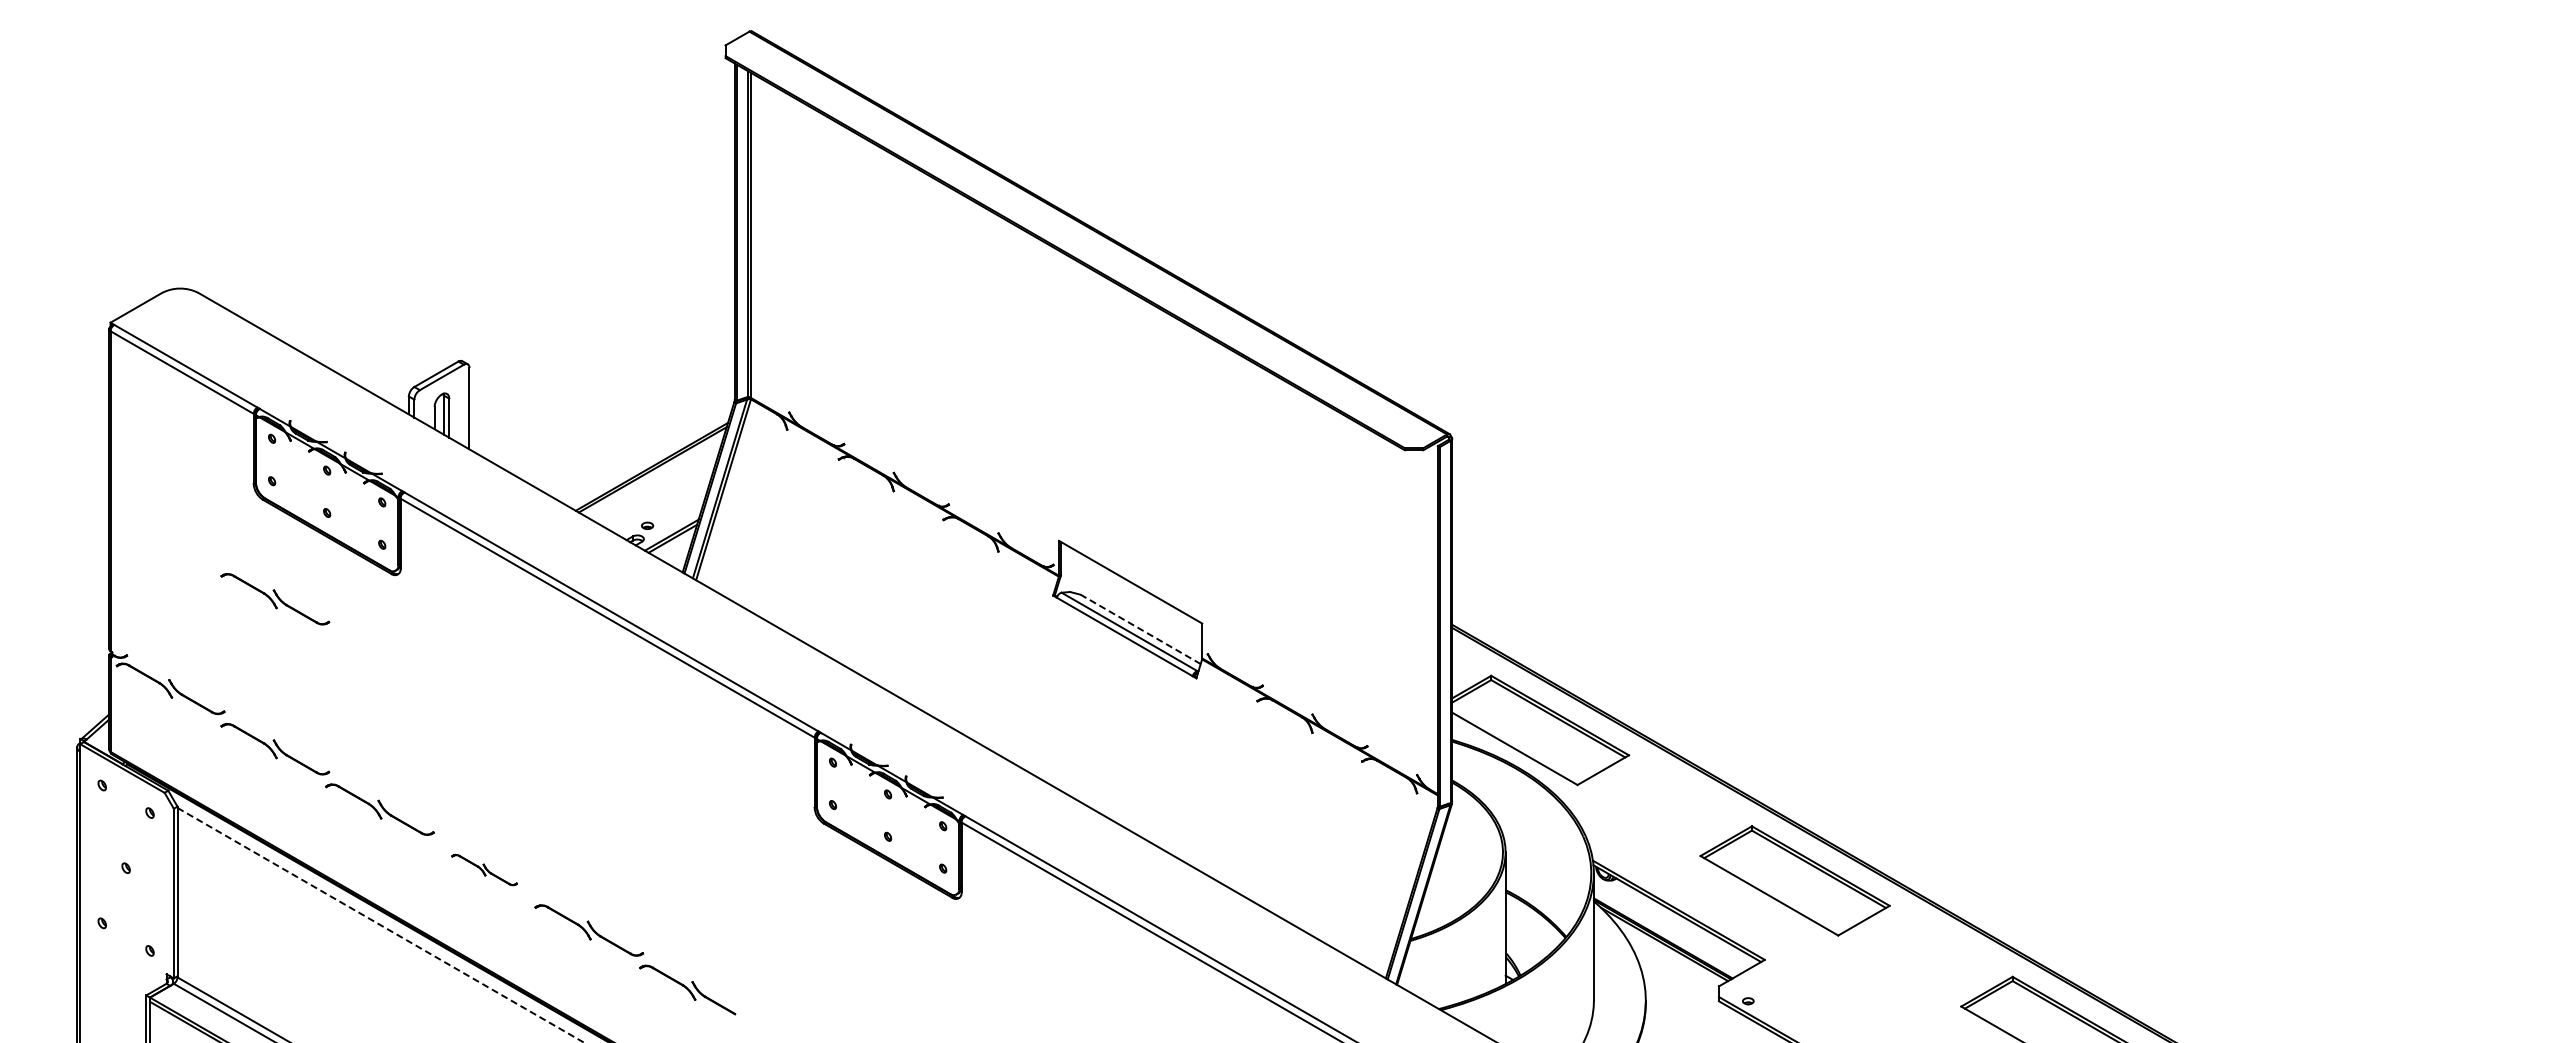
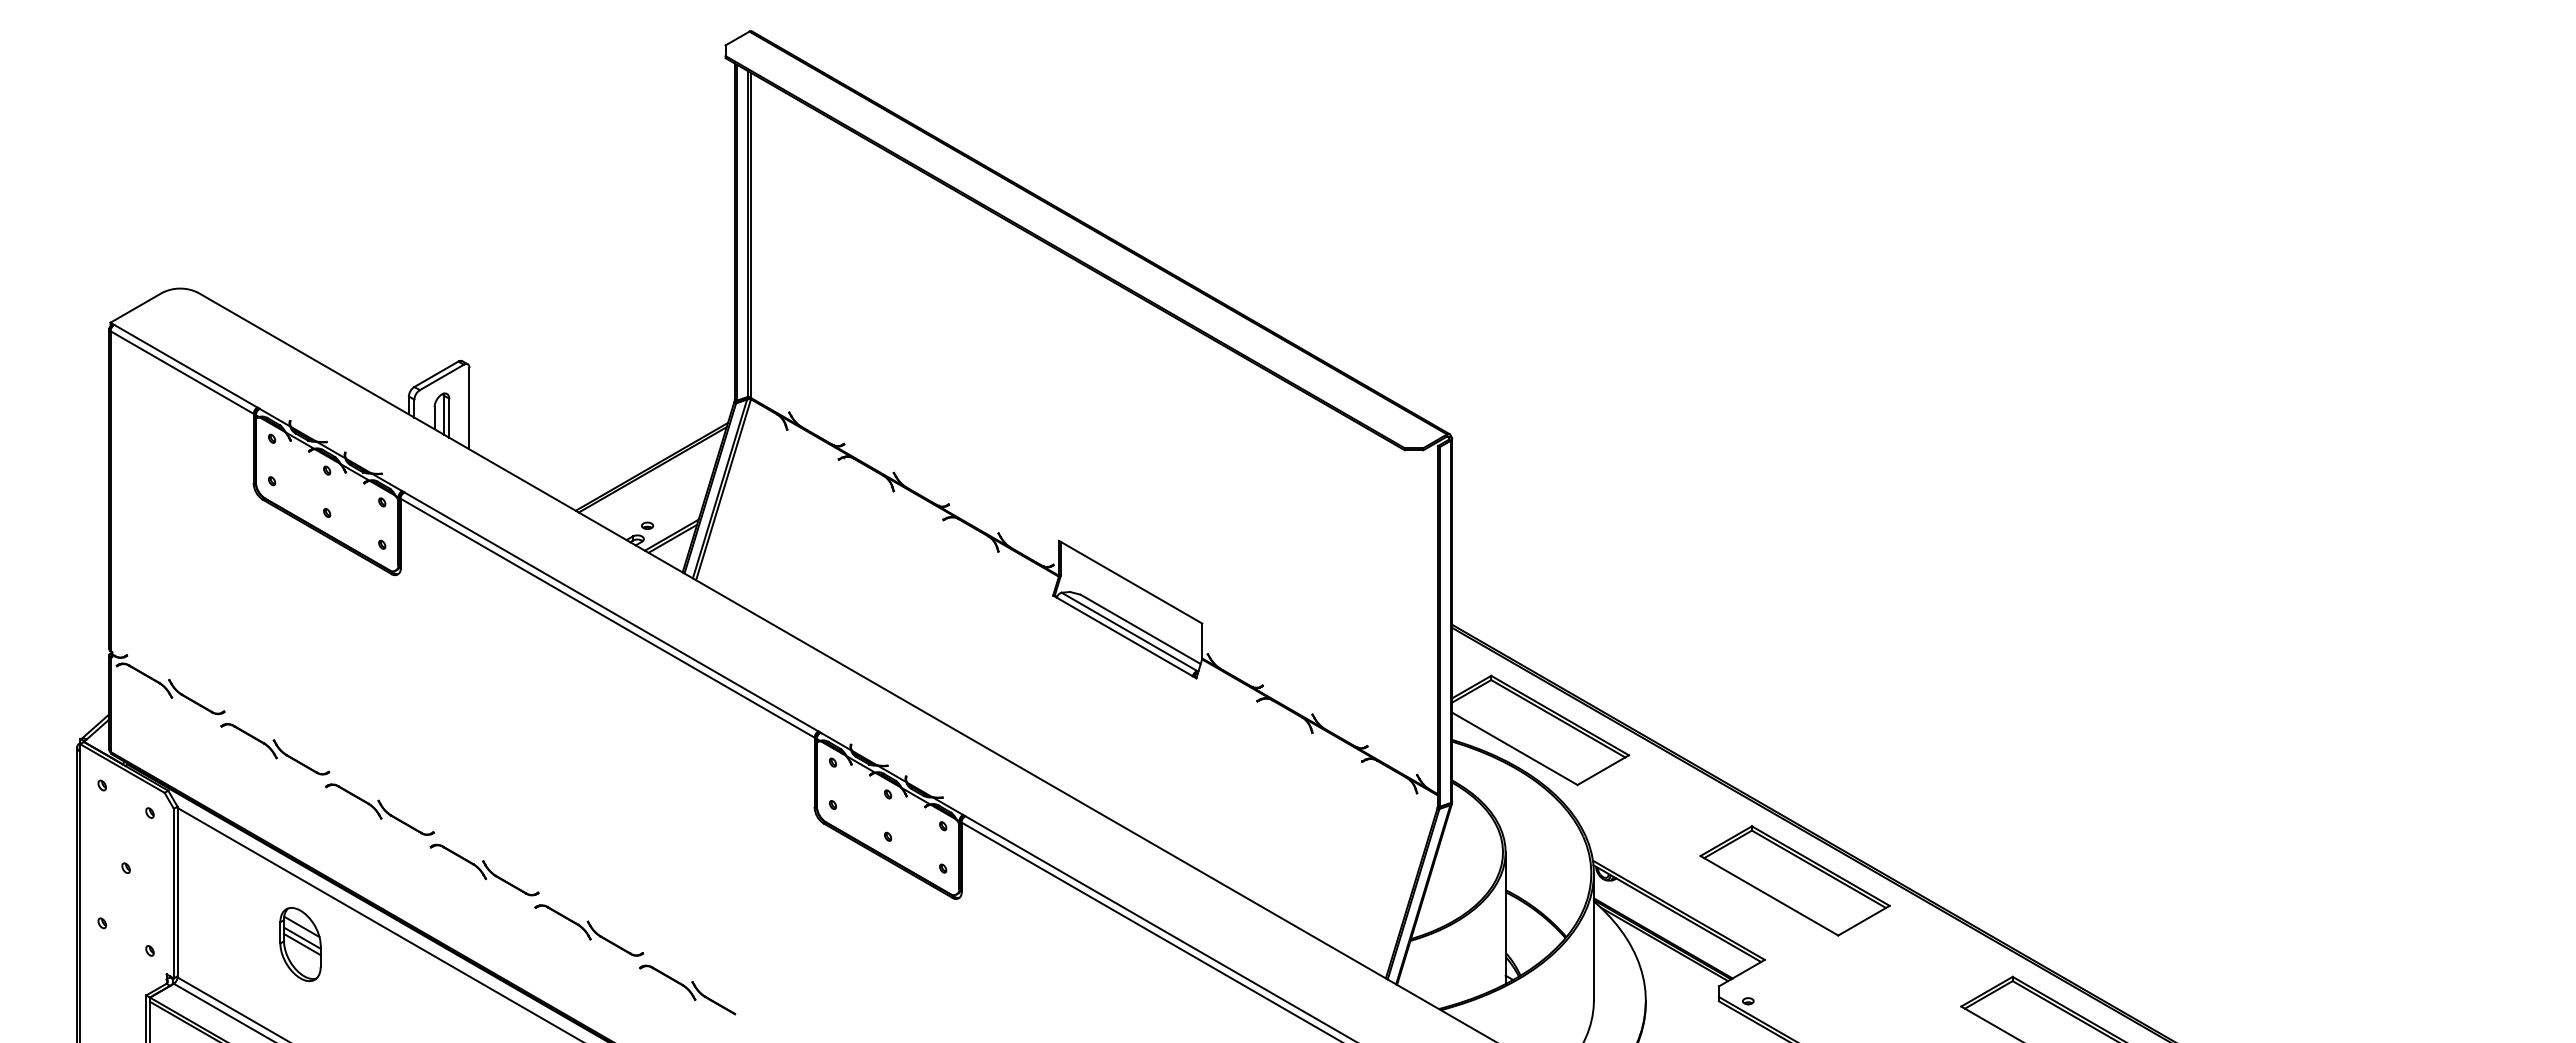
part: present -> none (275, 599)
line: dashed -> solid (1140, 629)
part size: 67x34 px -> 111x54 px (484, 869)
line: dashed -> solid (381, 925)
part: none -> present (300, 944)
